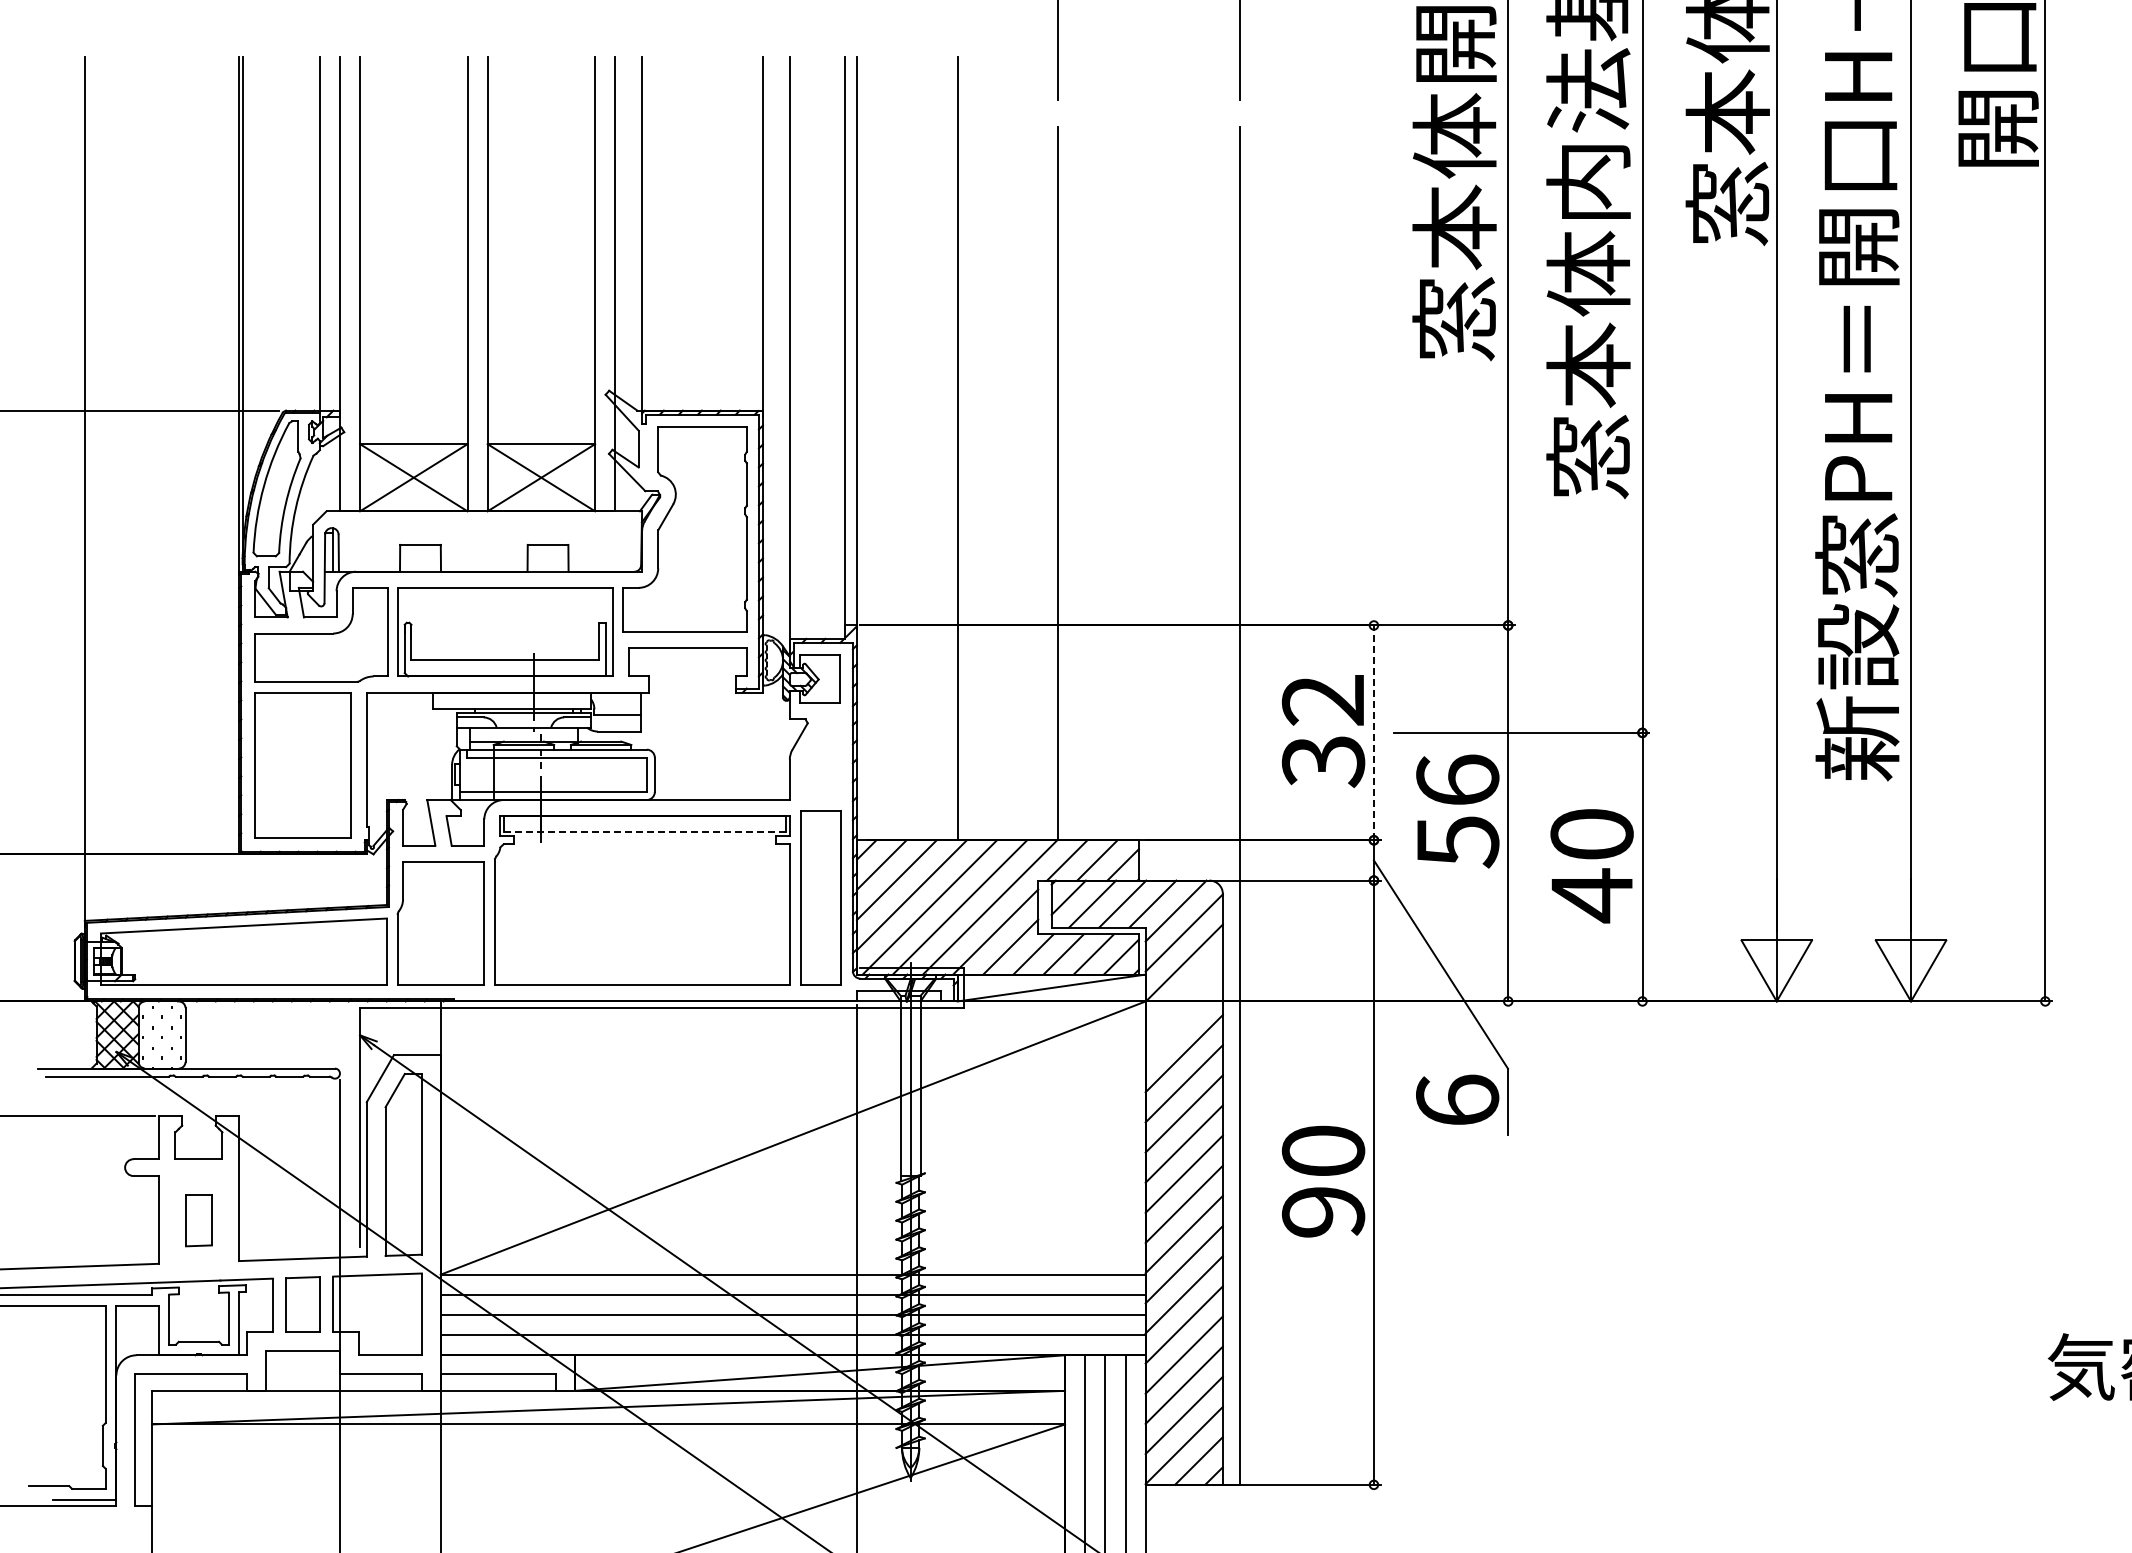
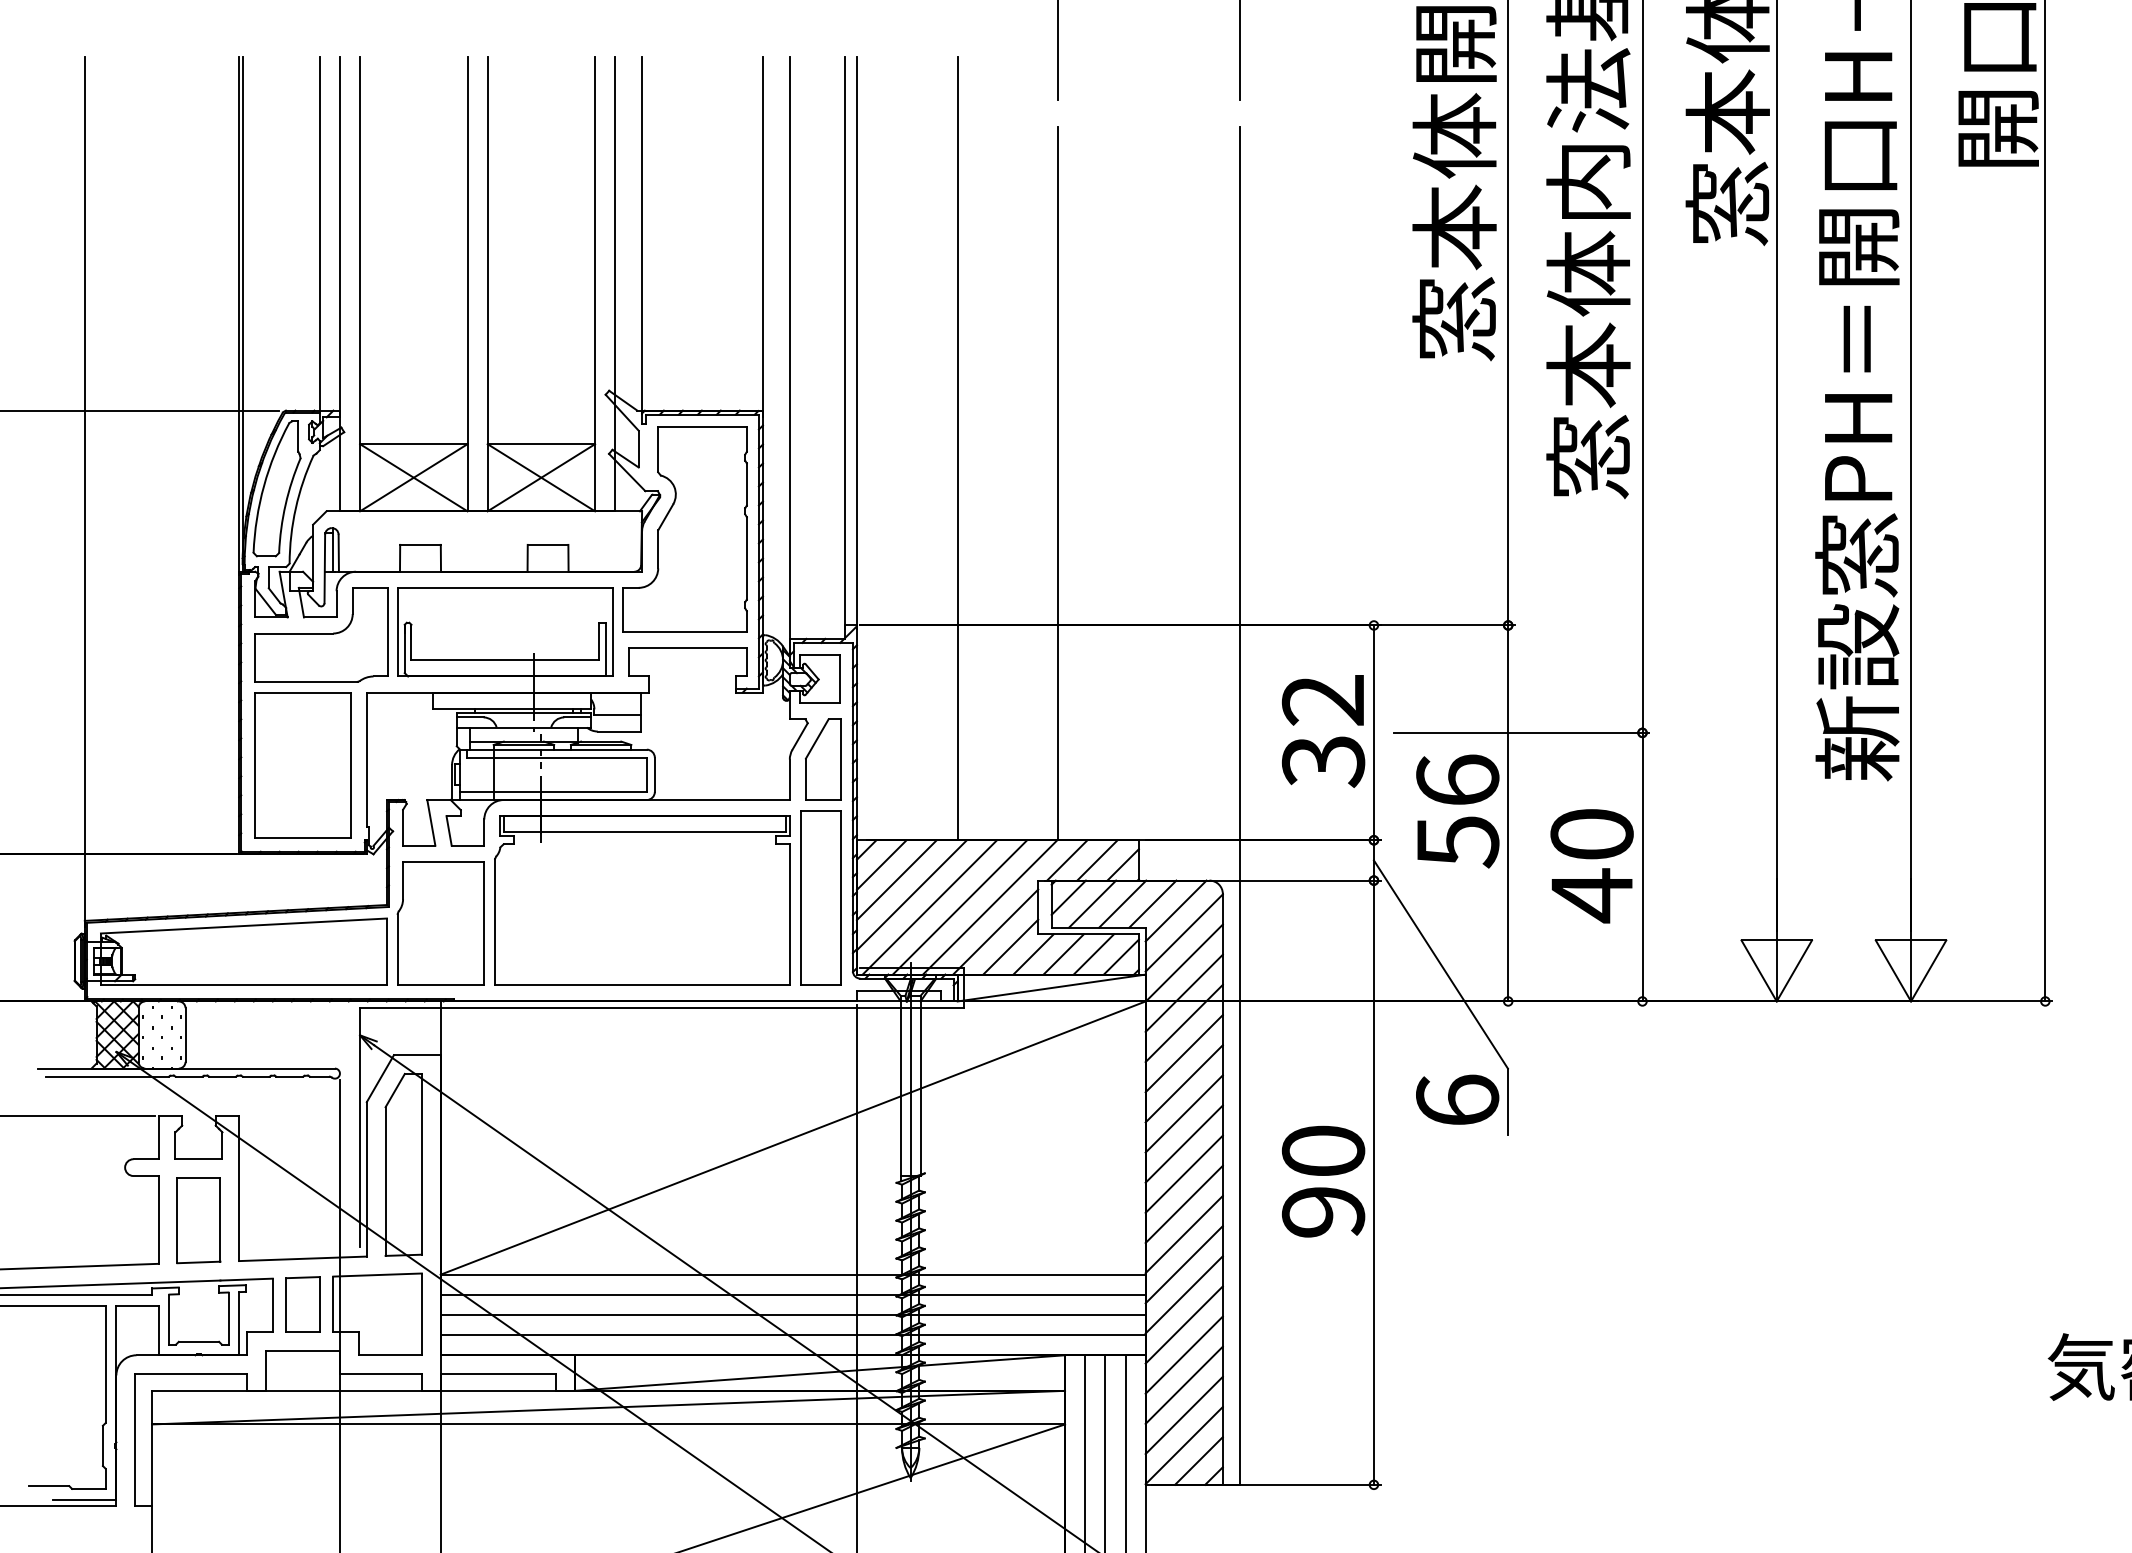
line: dashed -> solid (1373, 732)
part: none -> present (822, 759)
line: dashed -> solid (645, 831)
line: none -> present (1183, 992)
line: none -> present (1183, 1023)
part size: 28x54 px -> 46x88 px (198, 1220)
